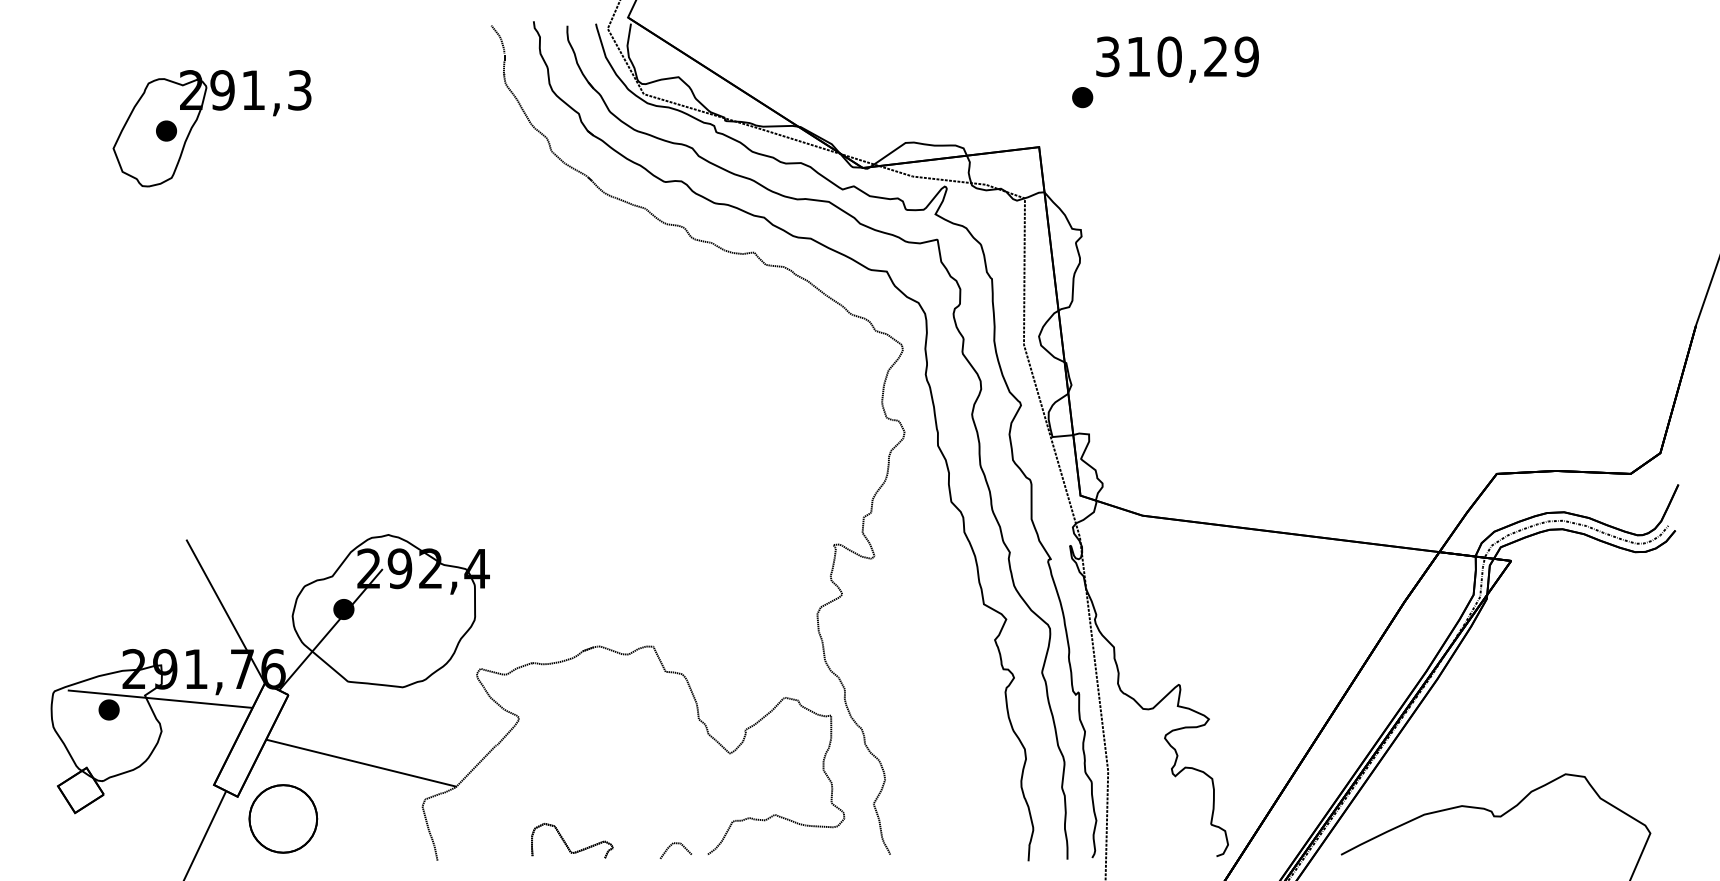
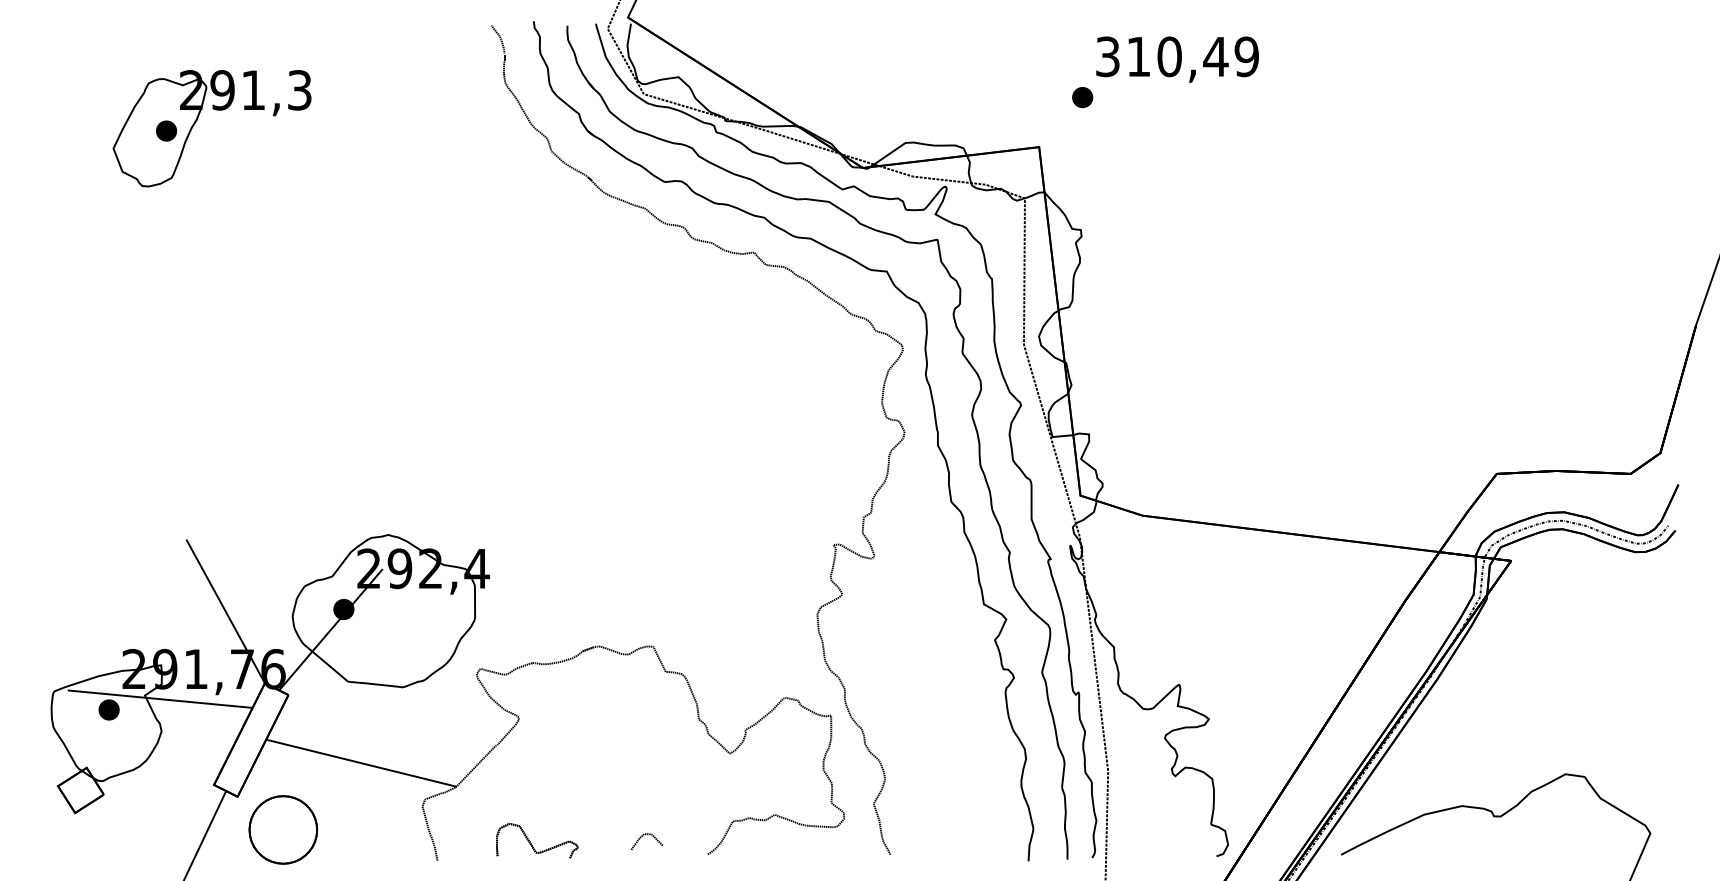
text: 310,29 -> 310,49 (1215, 56)
part position: (283, 818) -> (283, 829) (283, 829)
part position: (566, 843) -> (531, 843) (531, 843)
curve position: (674, 844) -> (645, 835) (645, 835)
